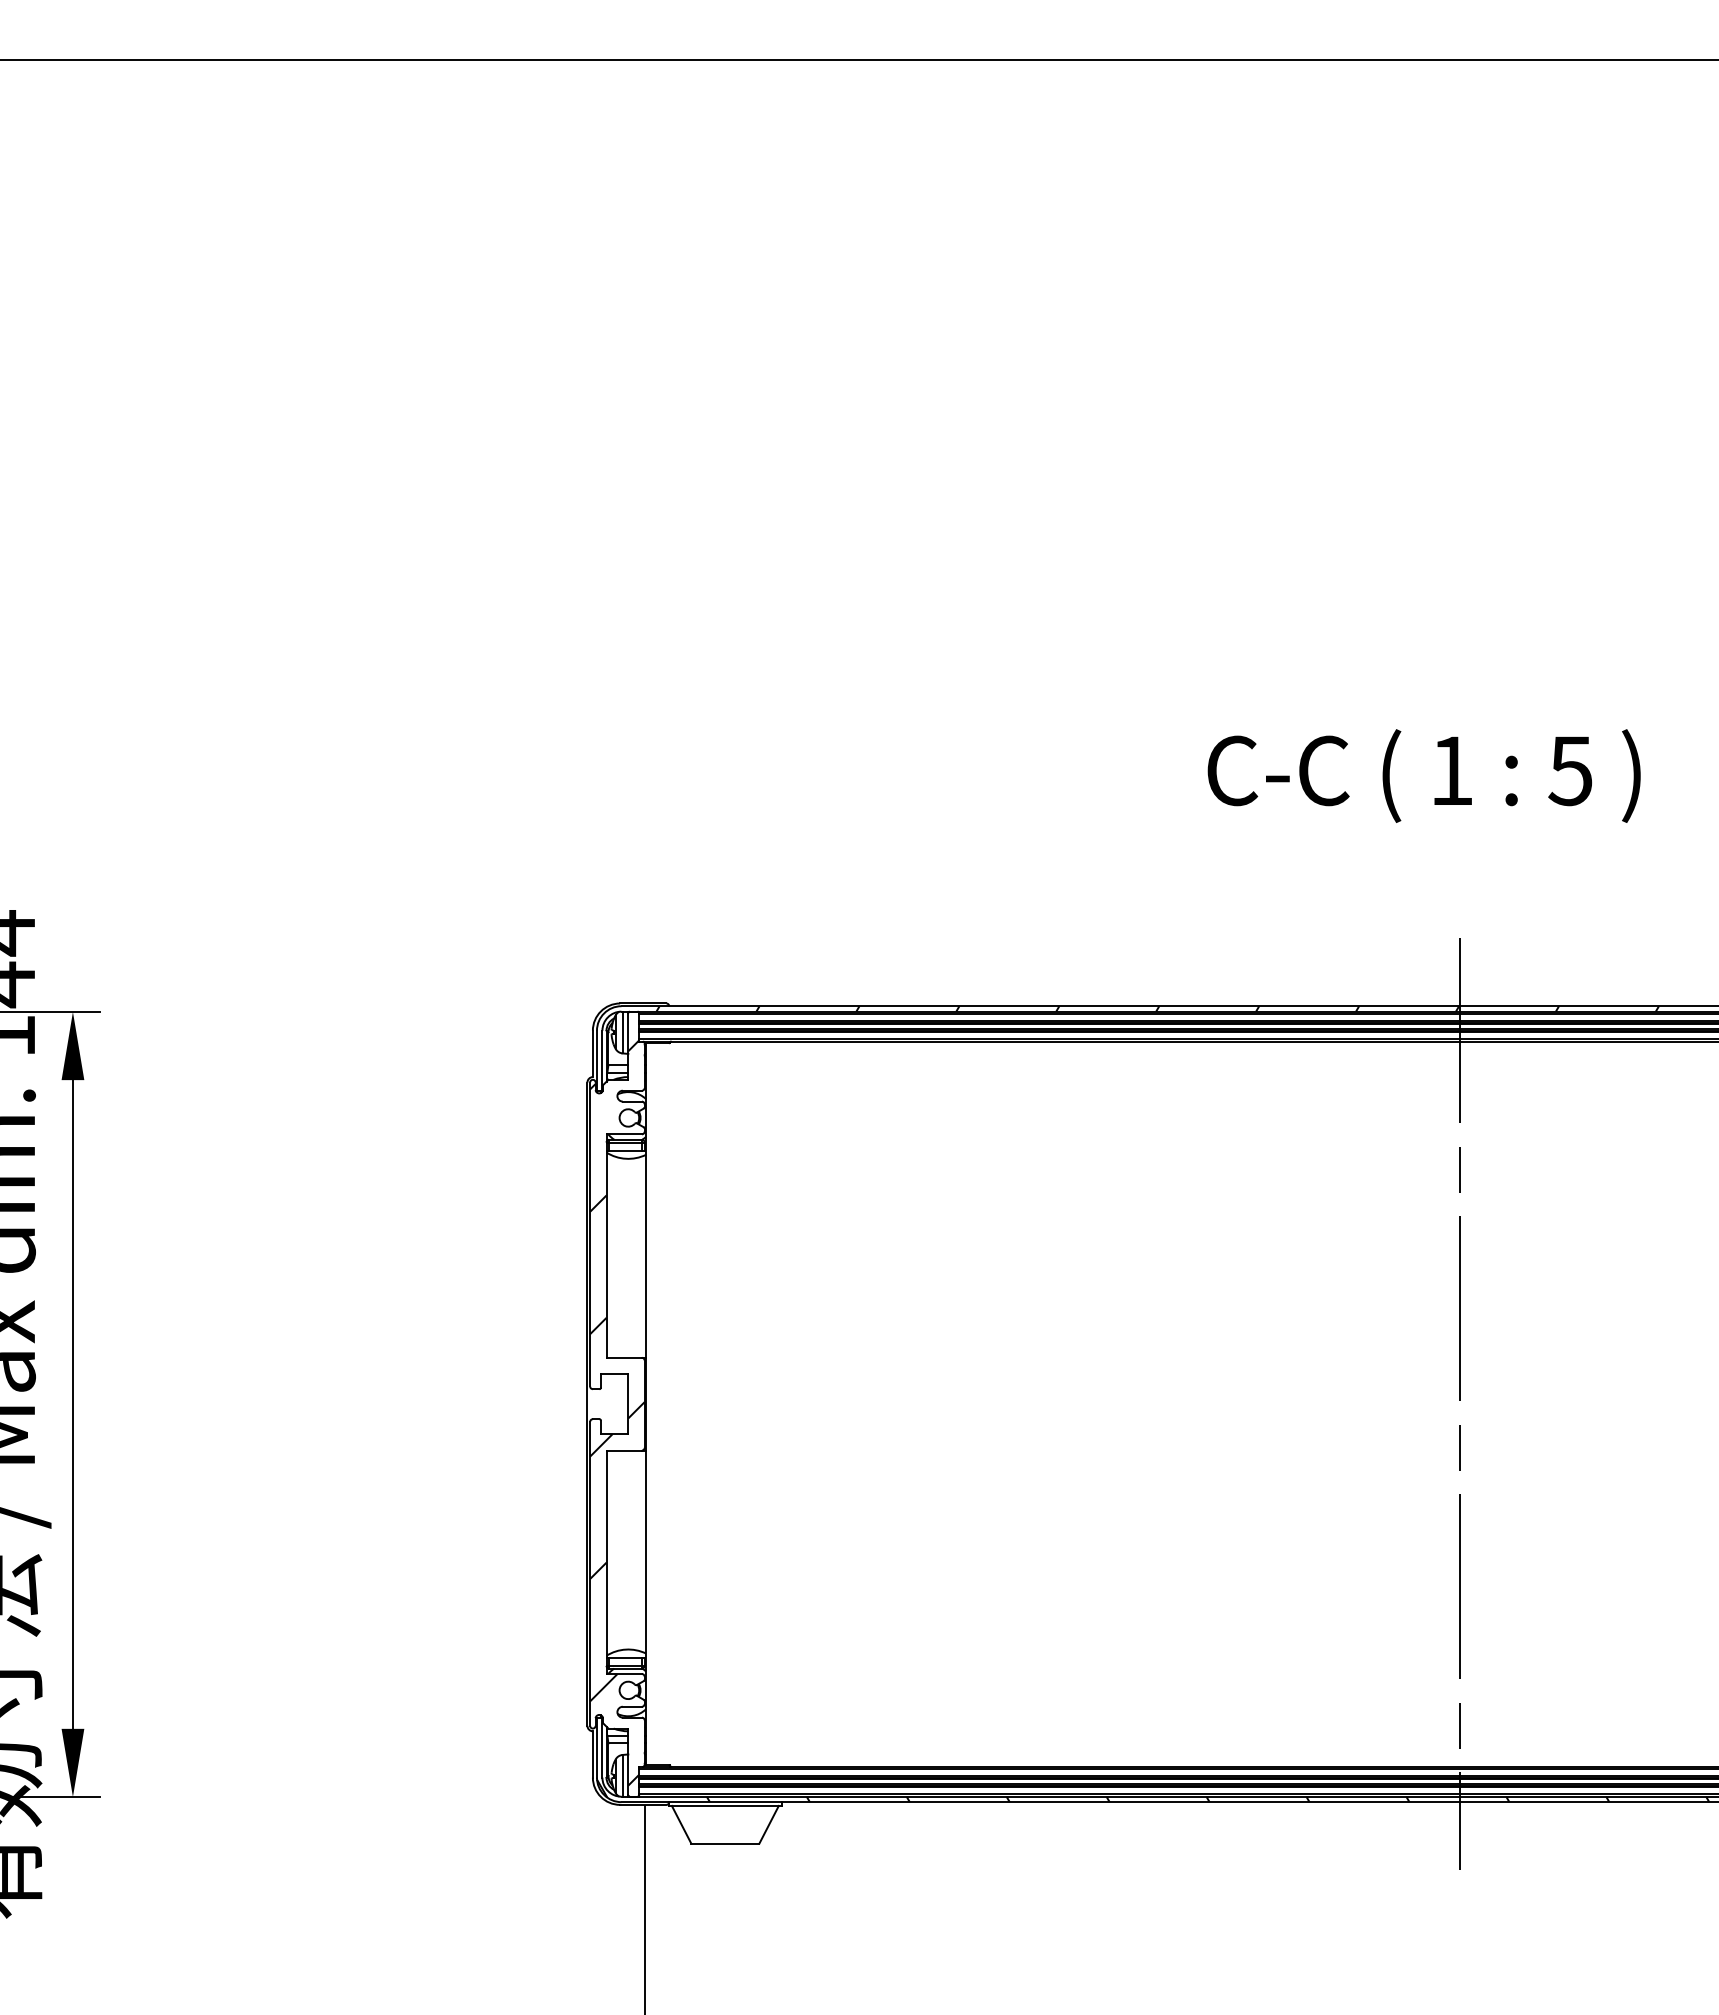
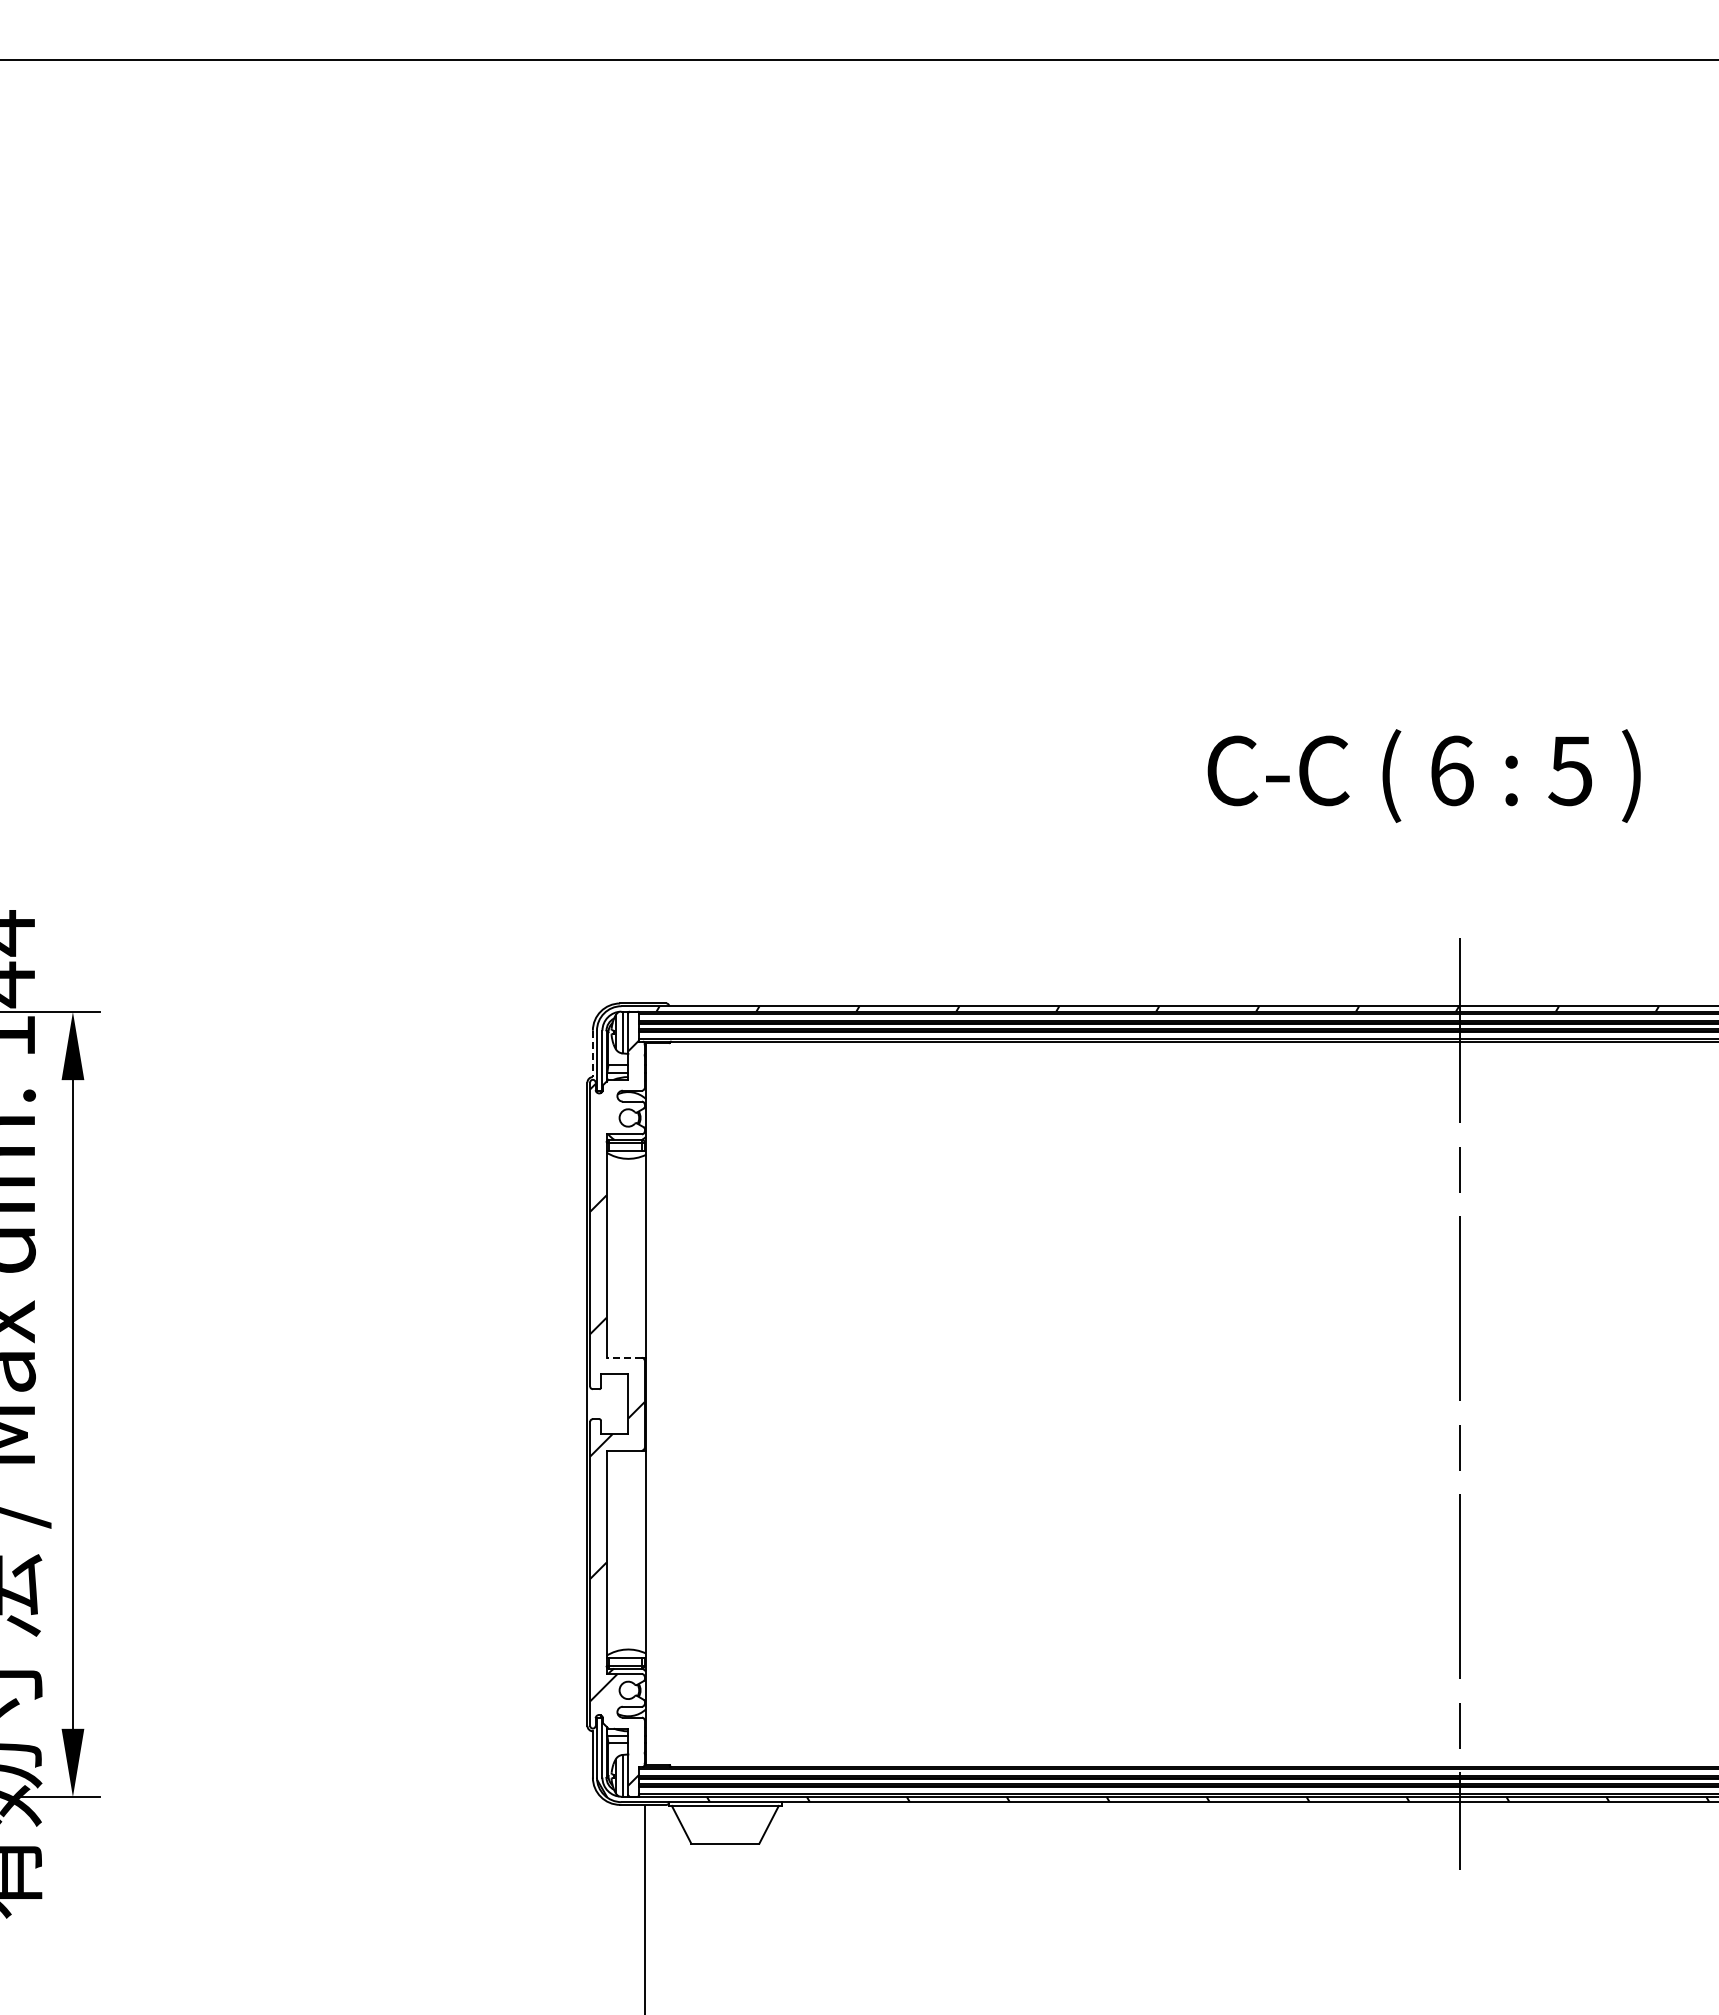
text: 1 -> 6 (1452, 770)
line: solid -> dashed (592, 1054)
line: solid -> dashed (624, 1357)
